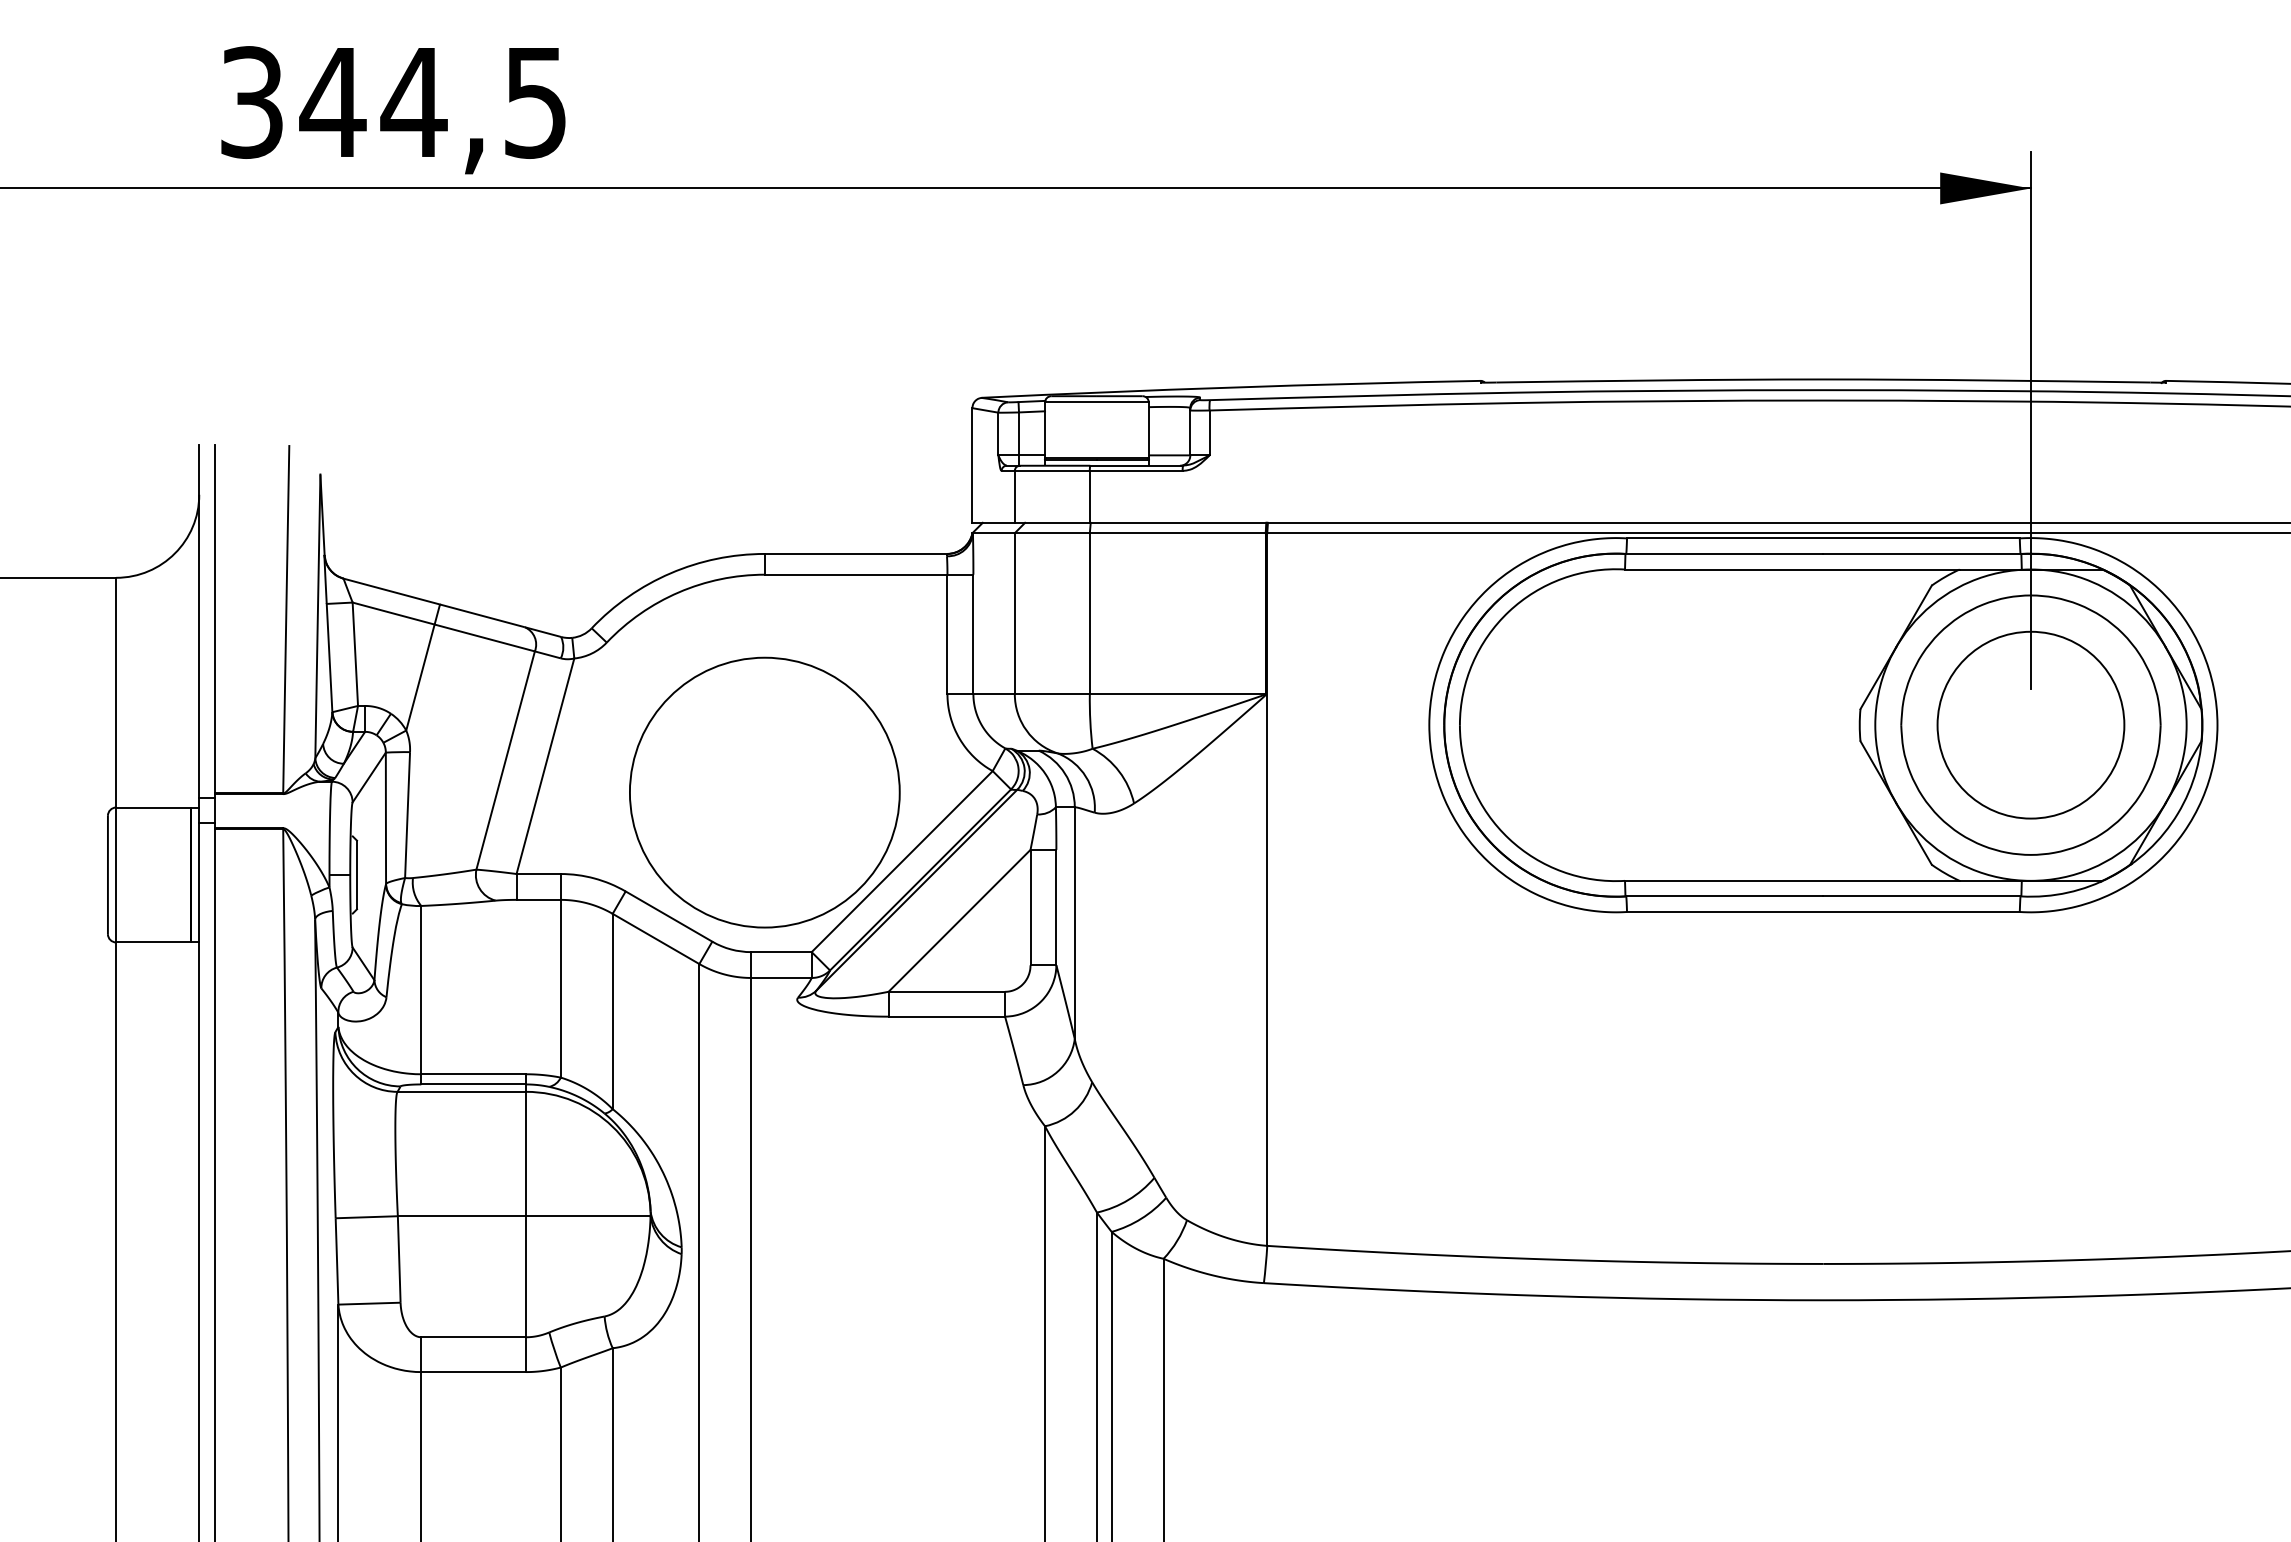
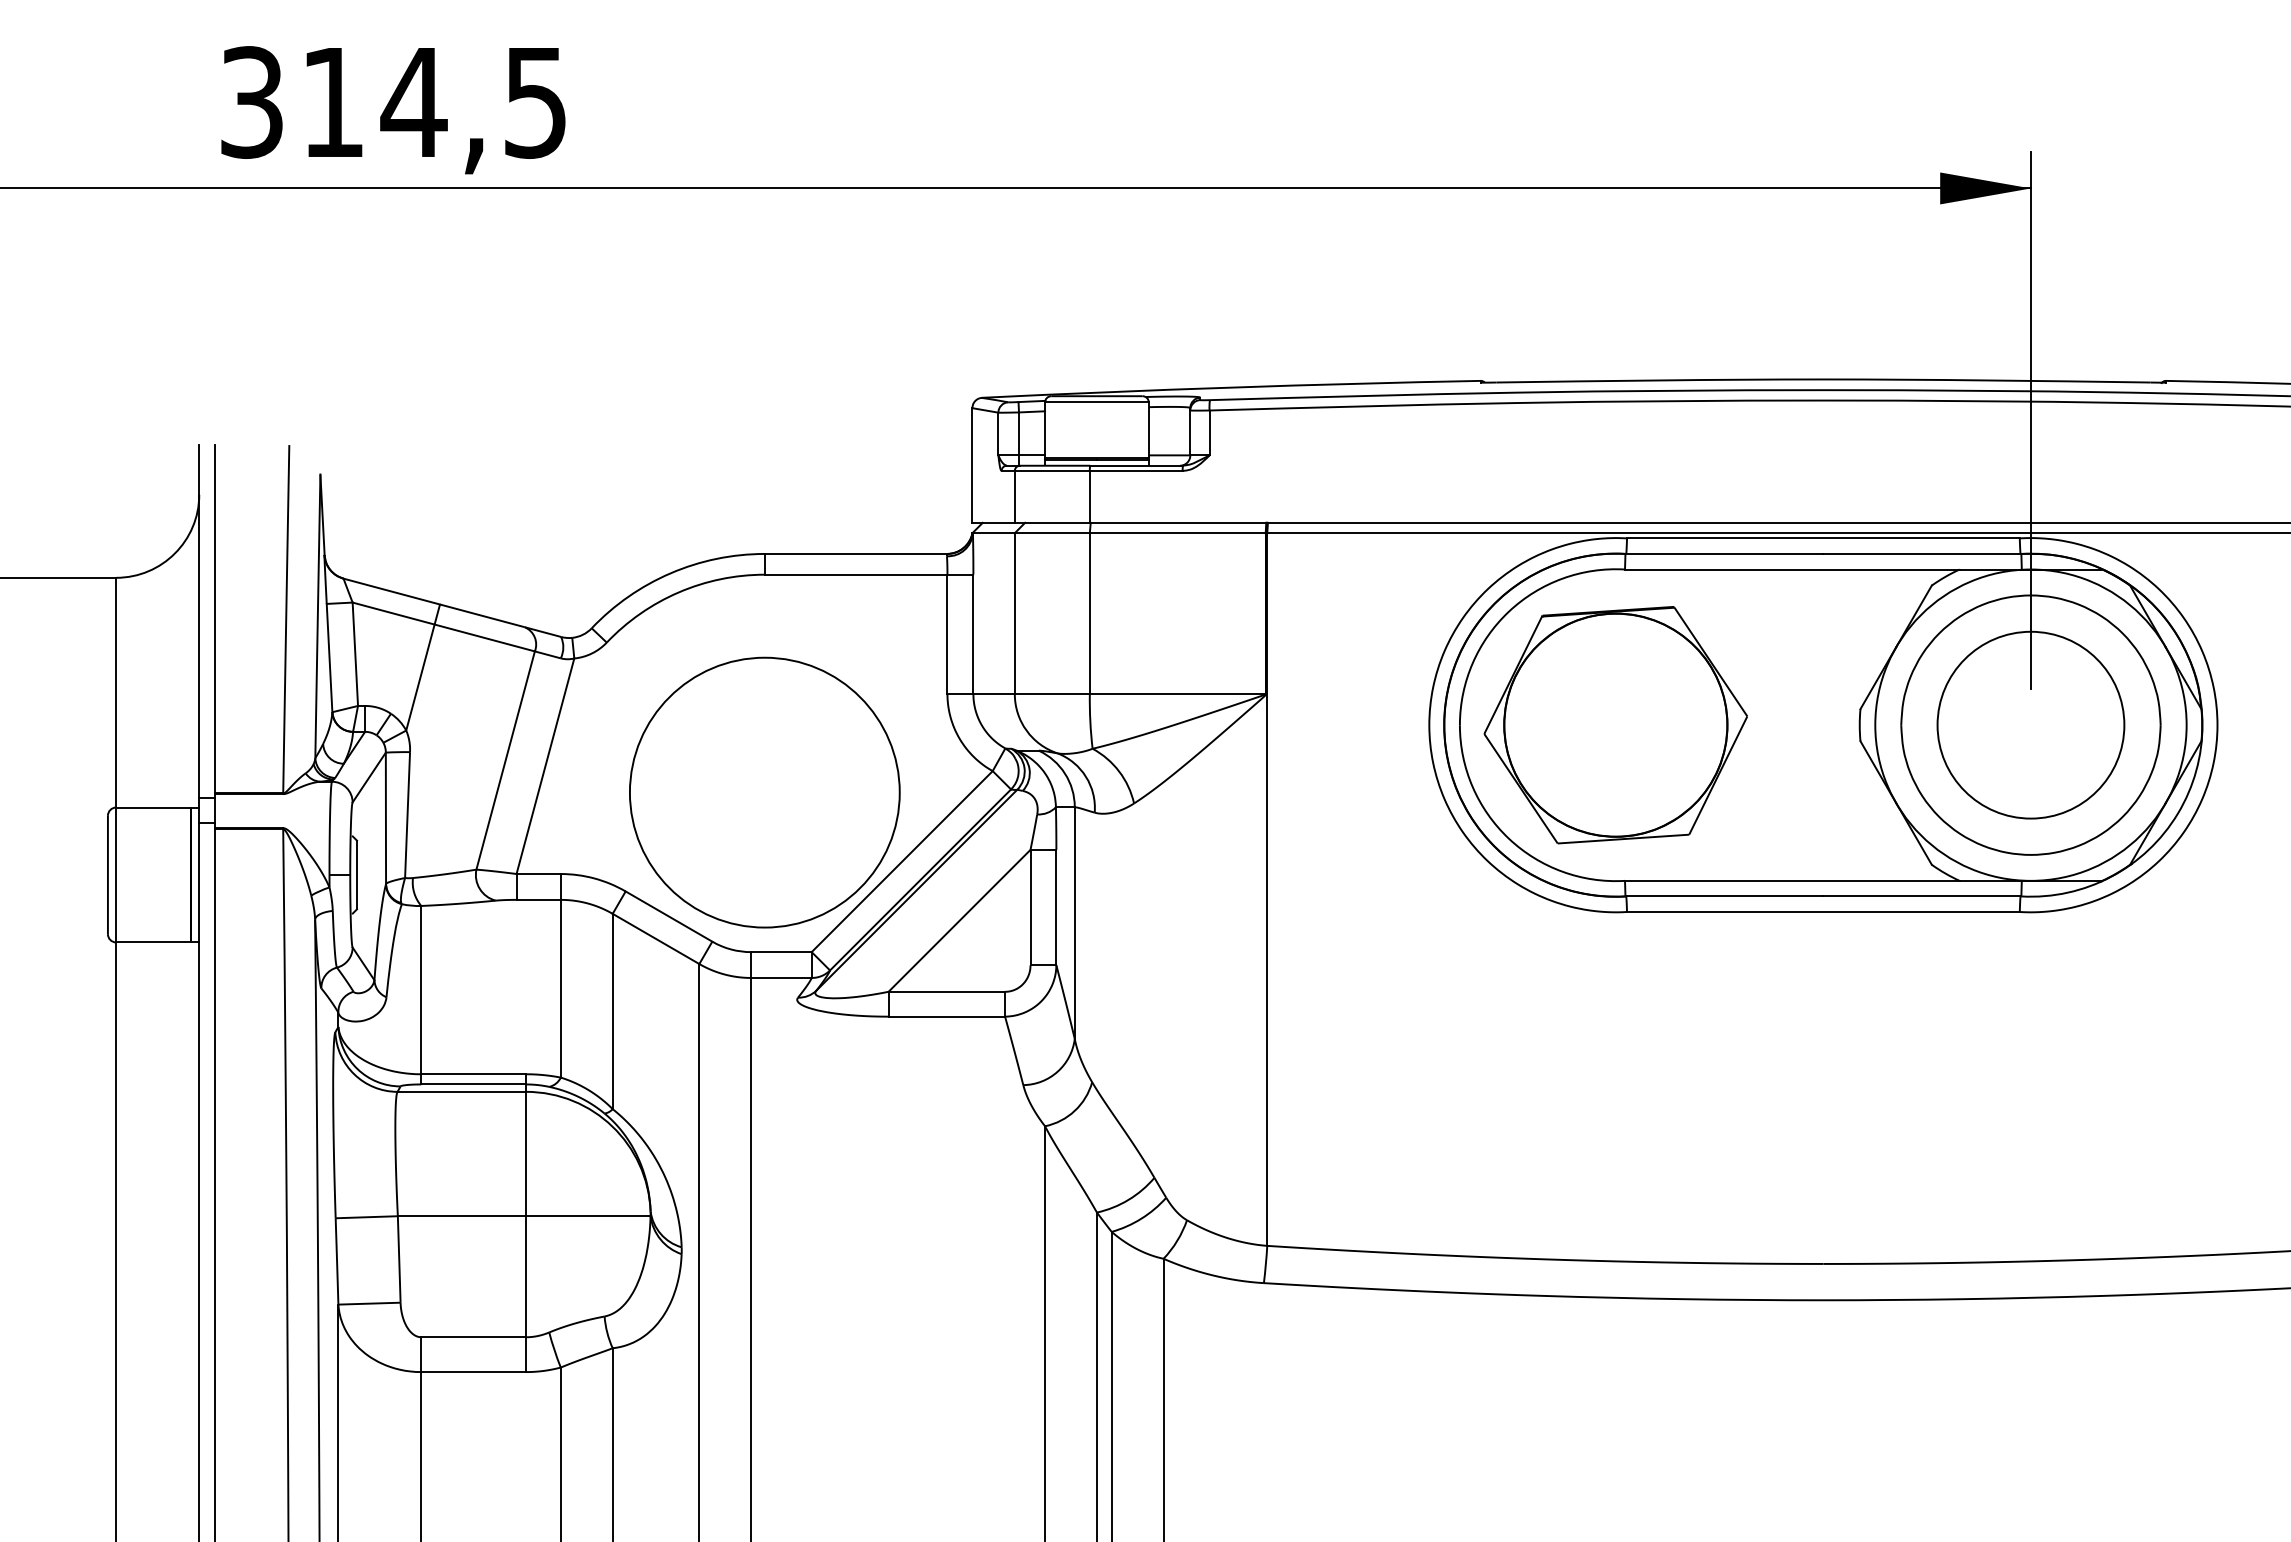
text: 344,5 -> 314,5 (332, 102)
part: none -> present (1615, 725)
